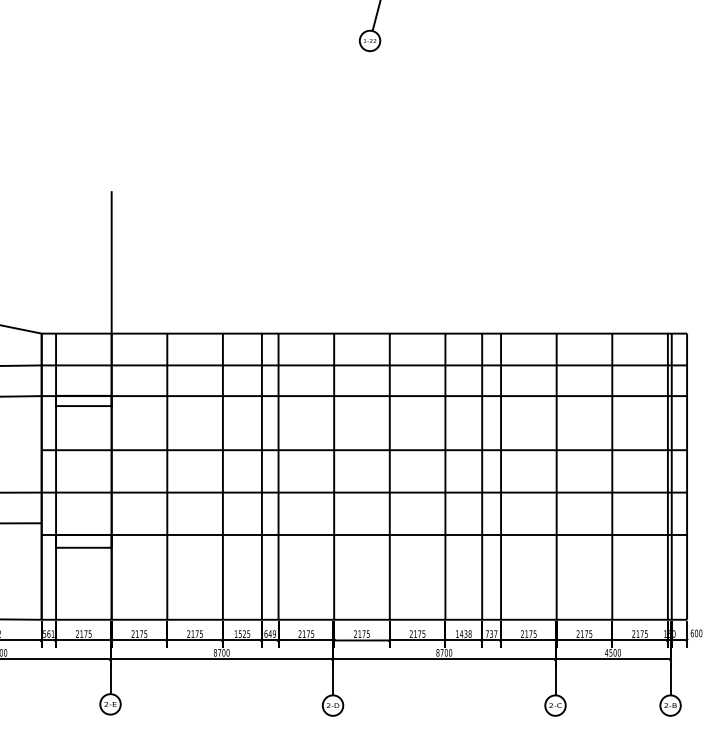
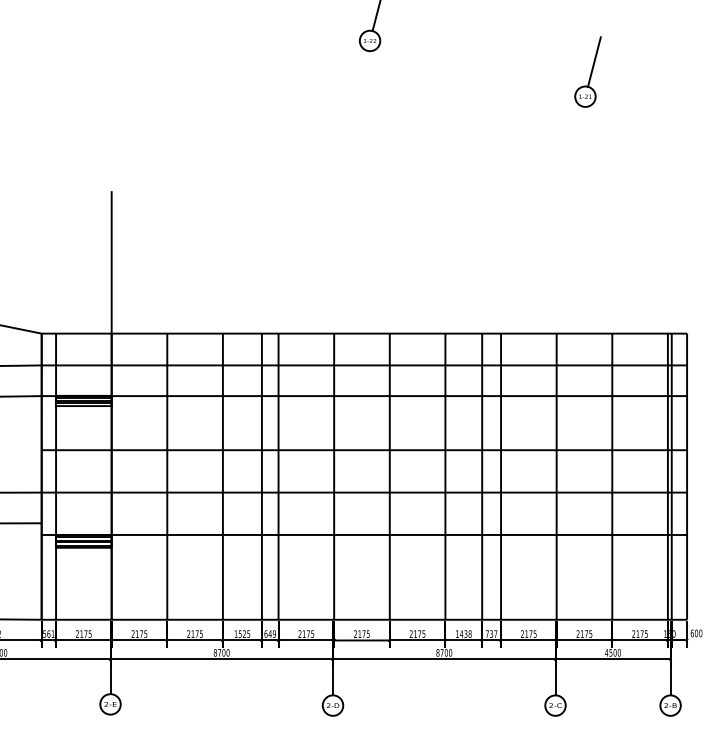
part: none -> present (587, 71)
hatch: none -> present (83, 399)
hatch: none -> present (83, 540)
